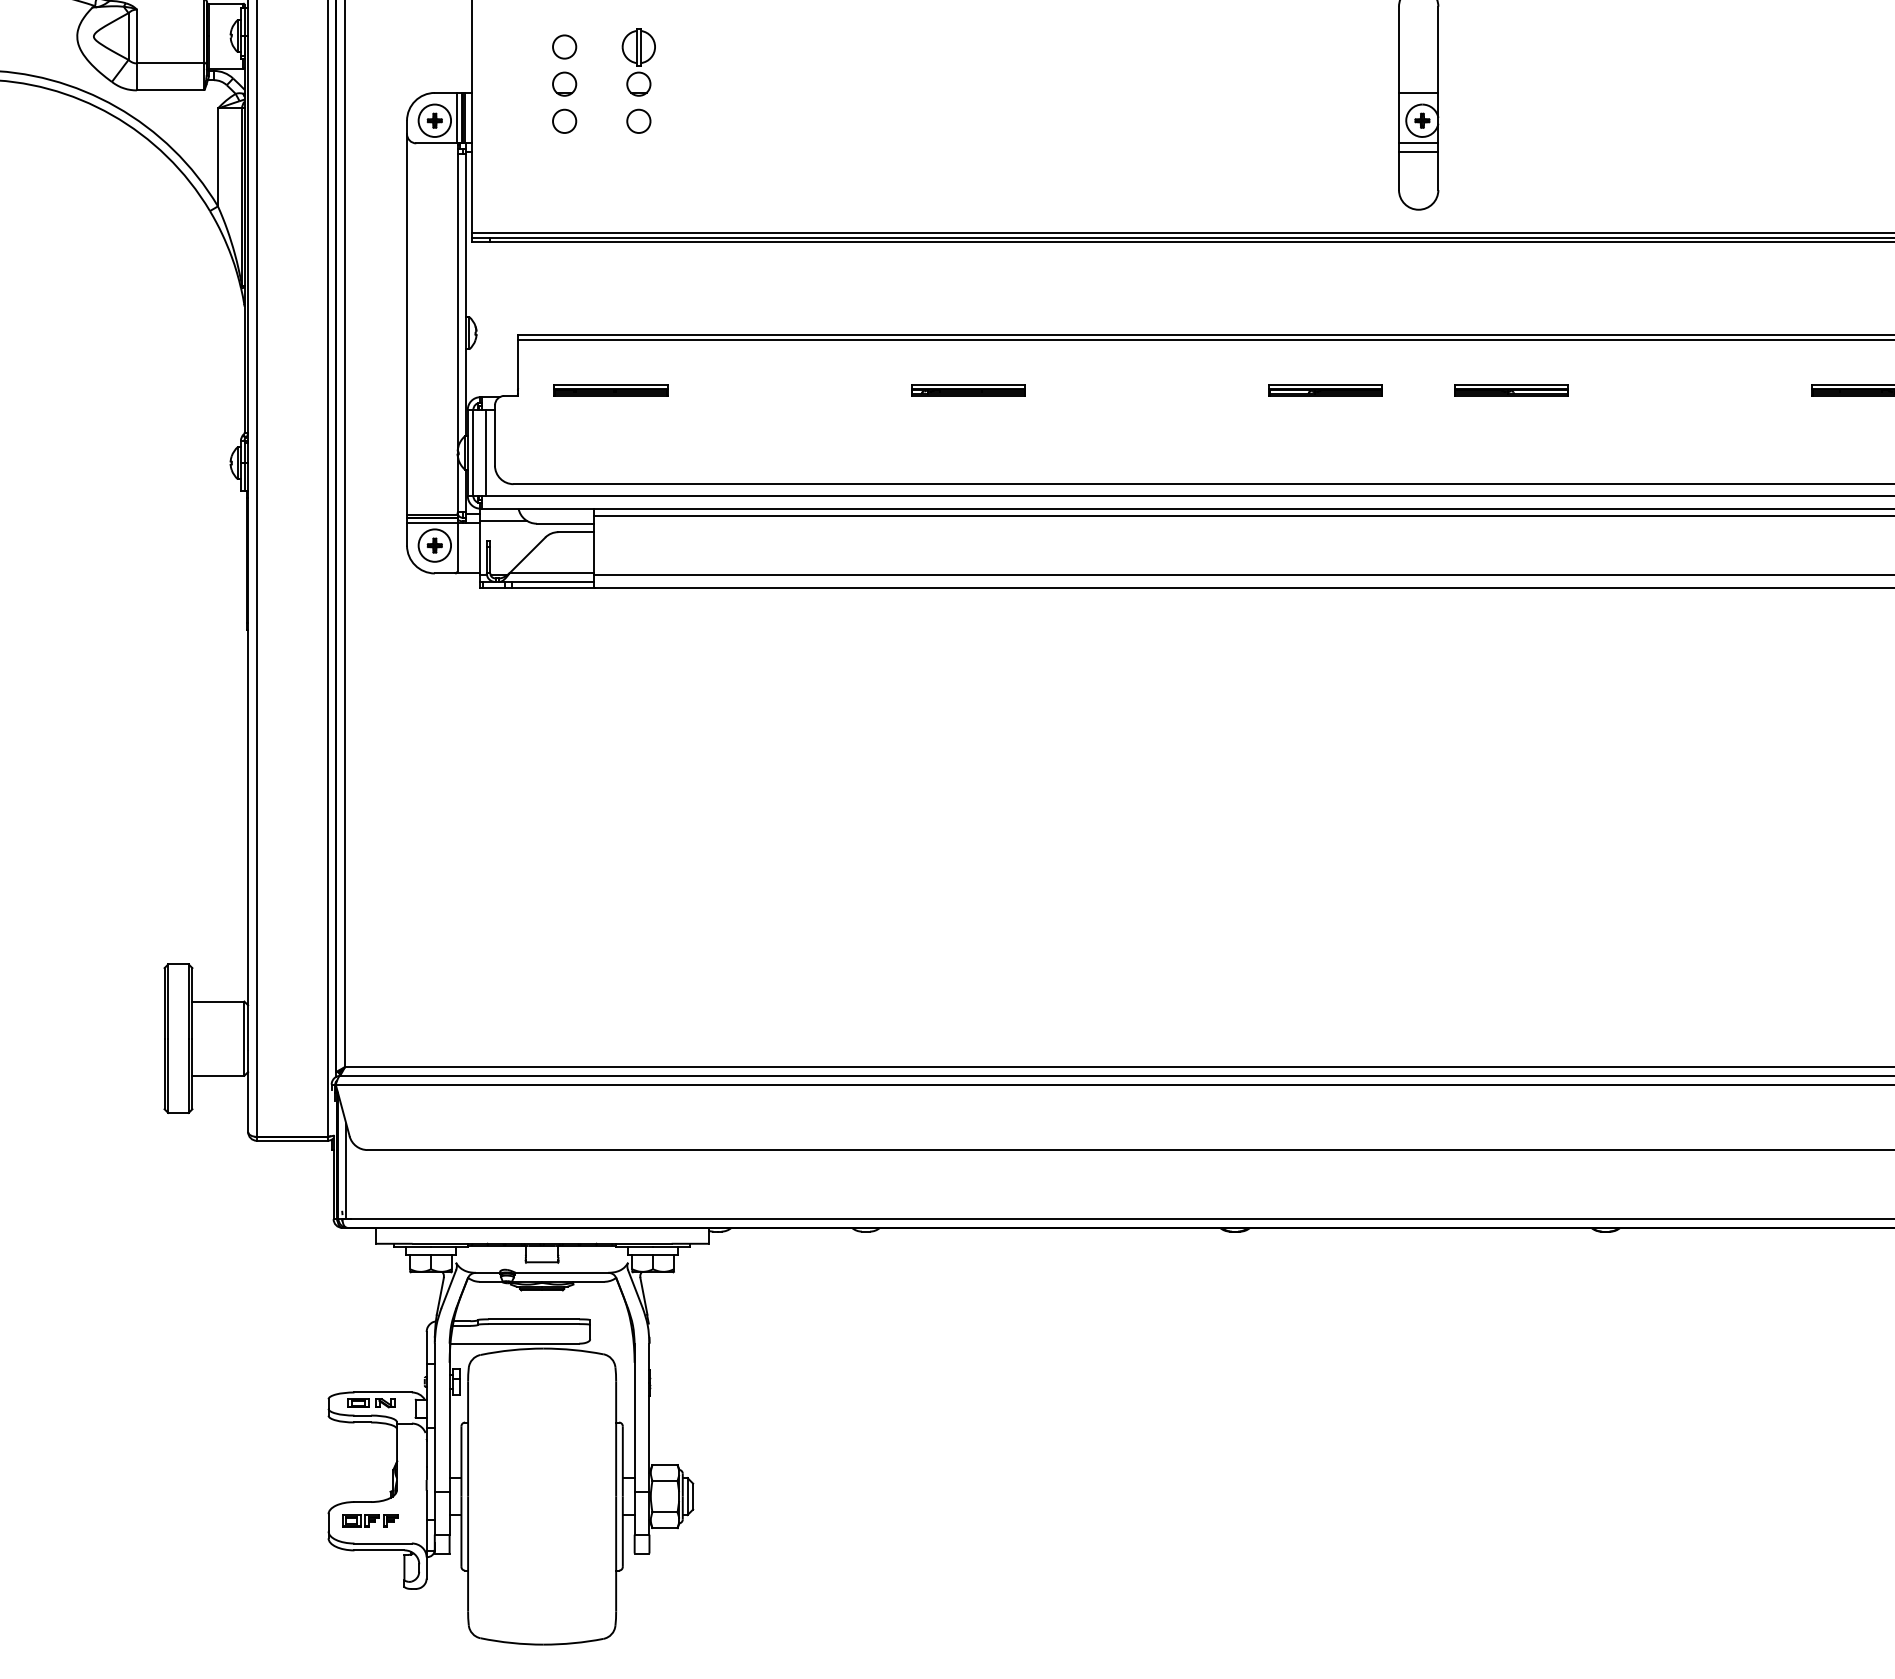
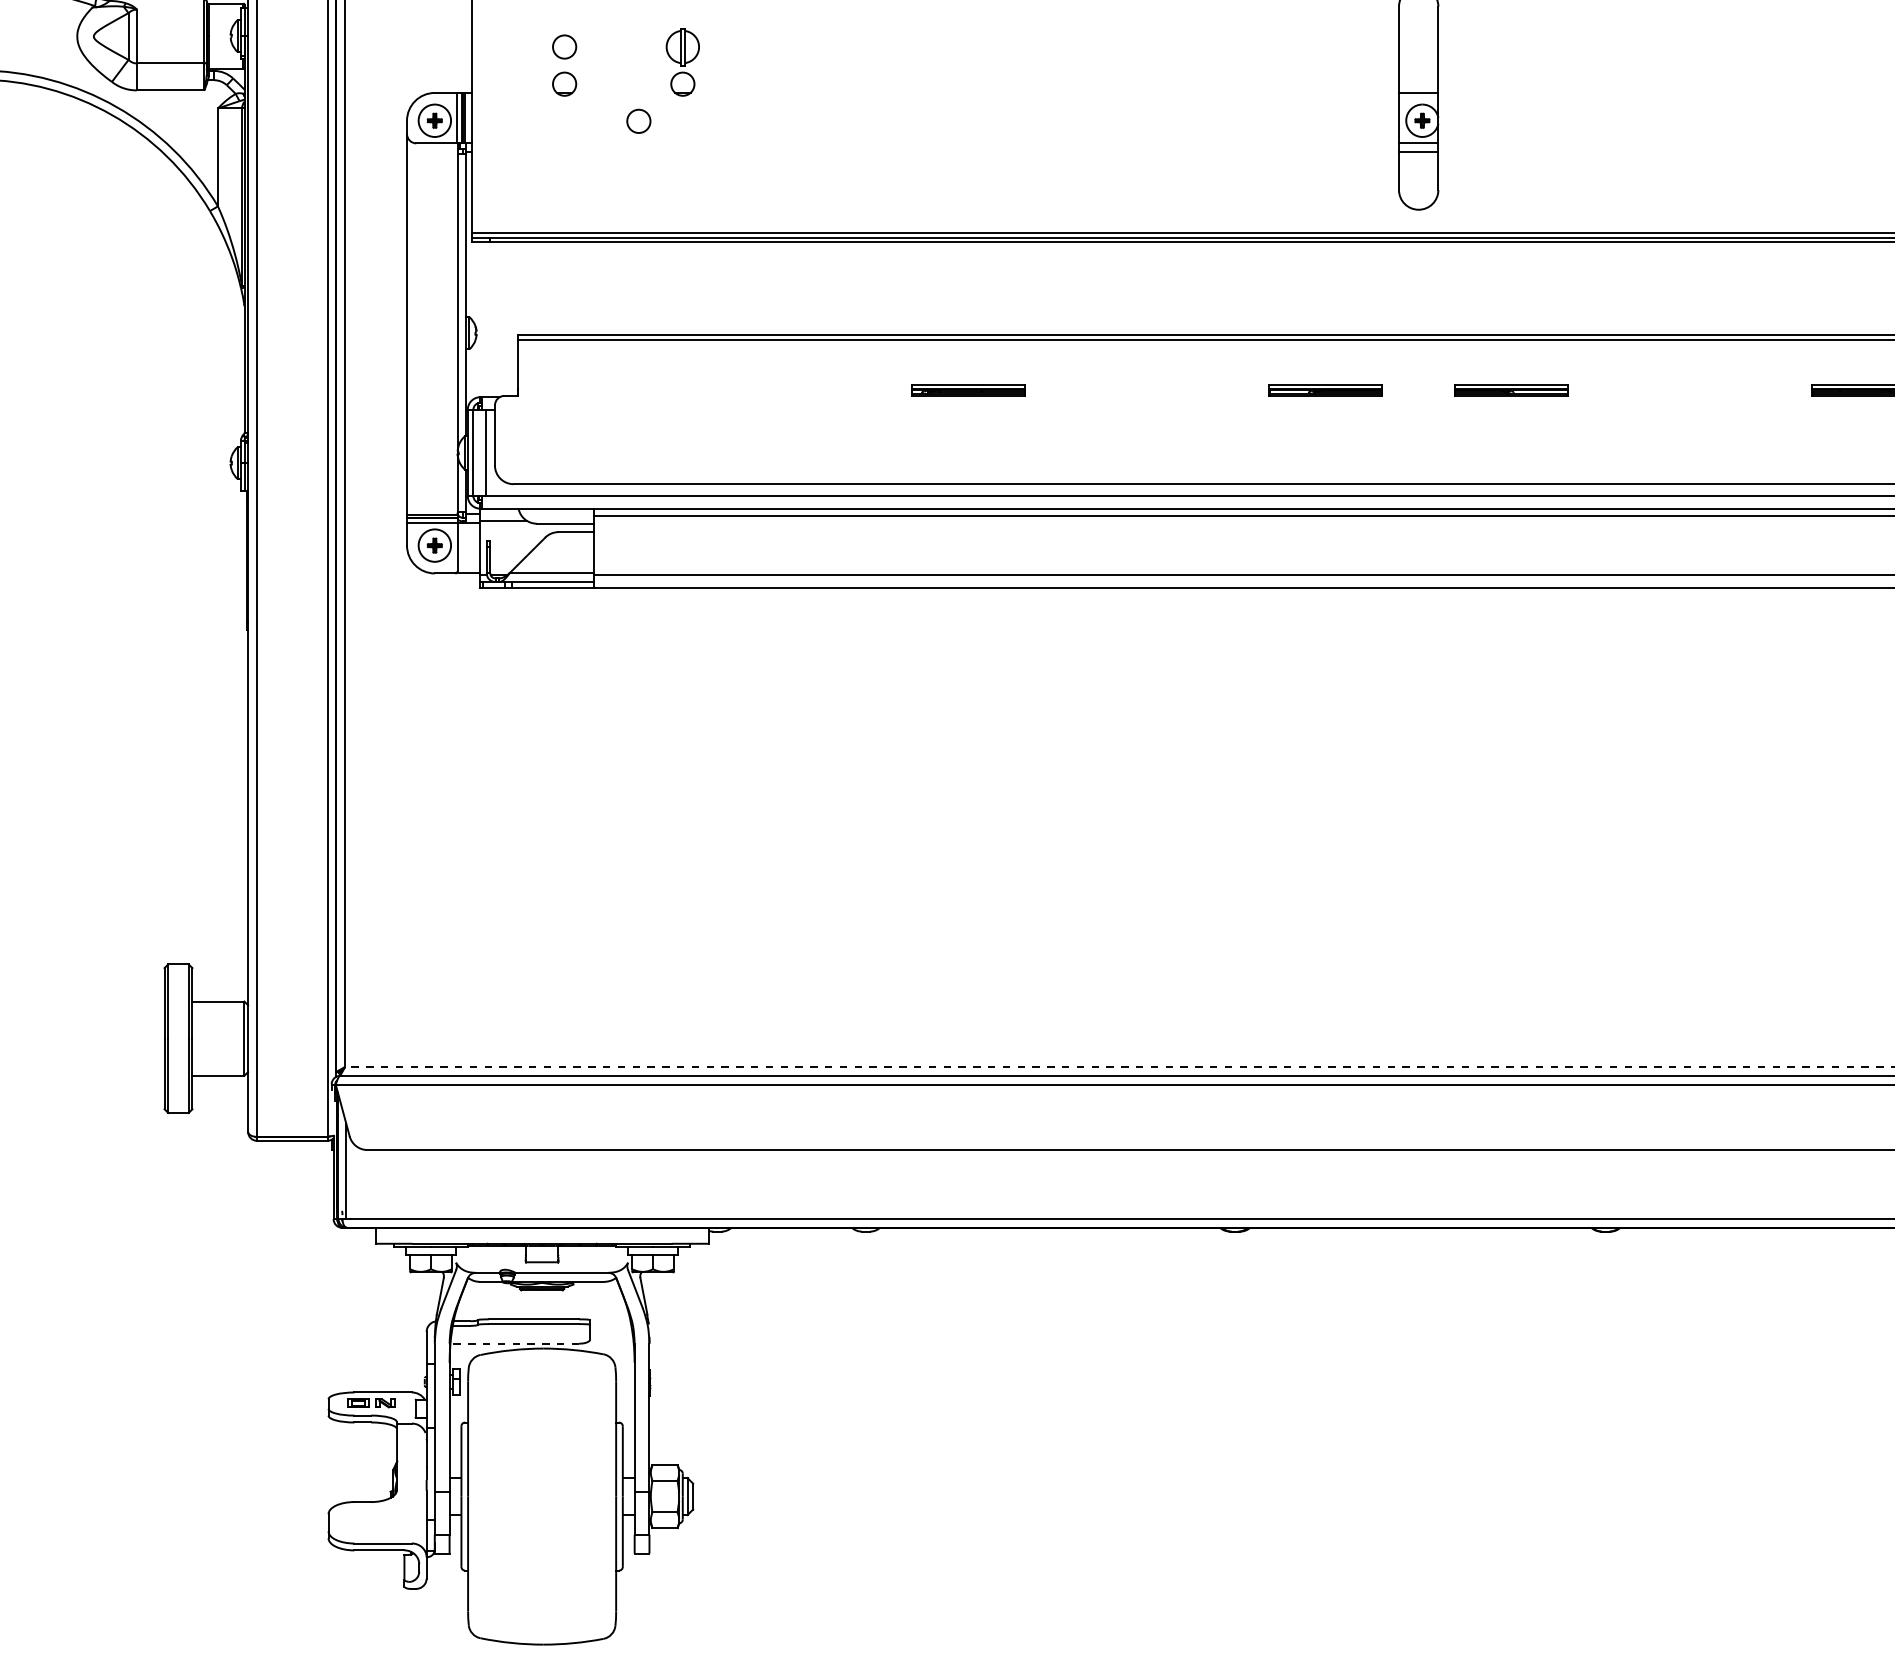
part position: (638, 62) -> (682, 62) (682, 62)
circle: present -> none (564, 120)
part: present -> none (610, 390)
line: solid -> dashed (1119, 1067)
line: solid -> dashed (514, 1343)
part: present -> none (370, 1520)
